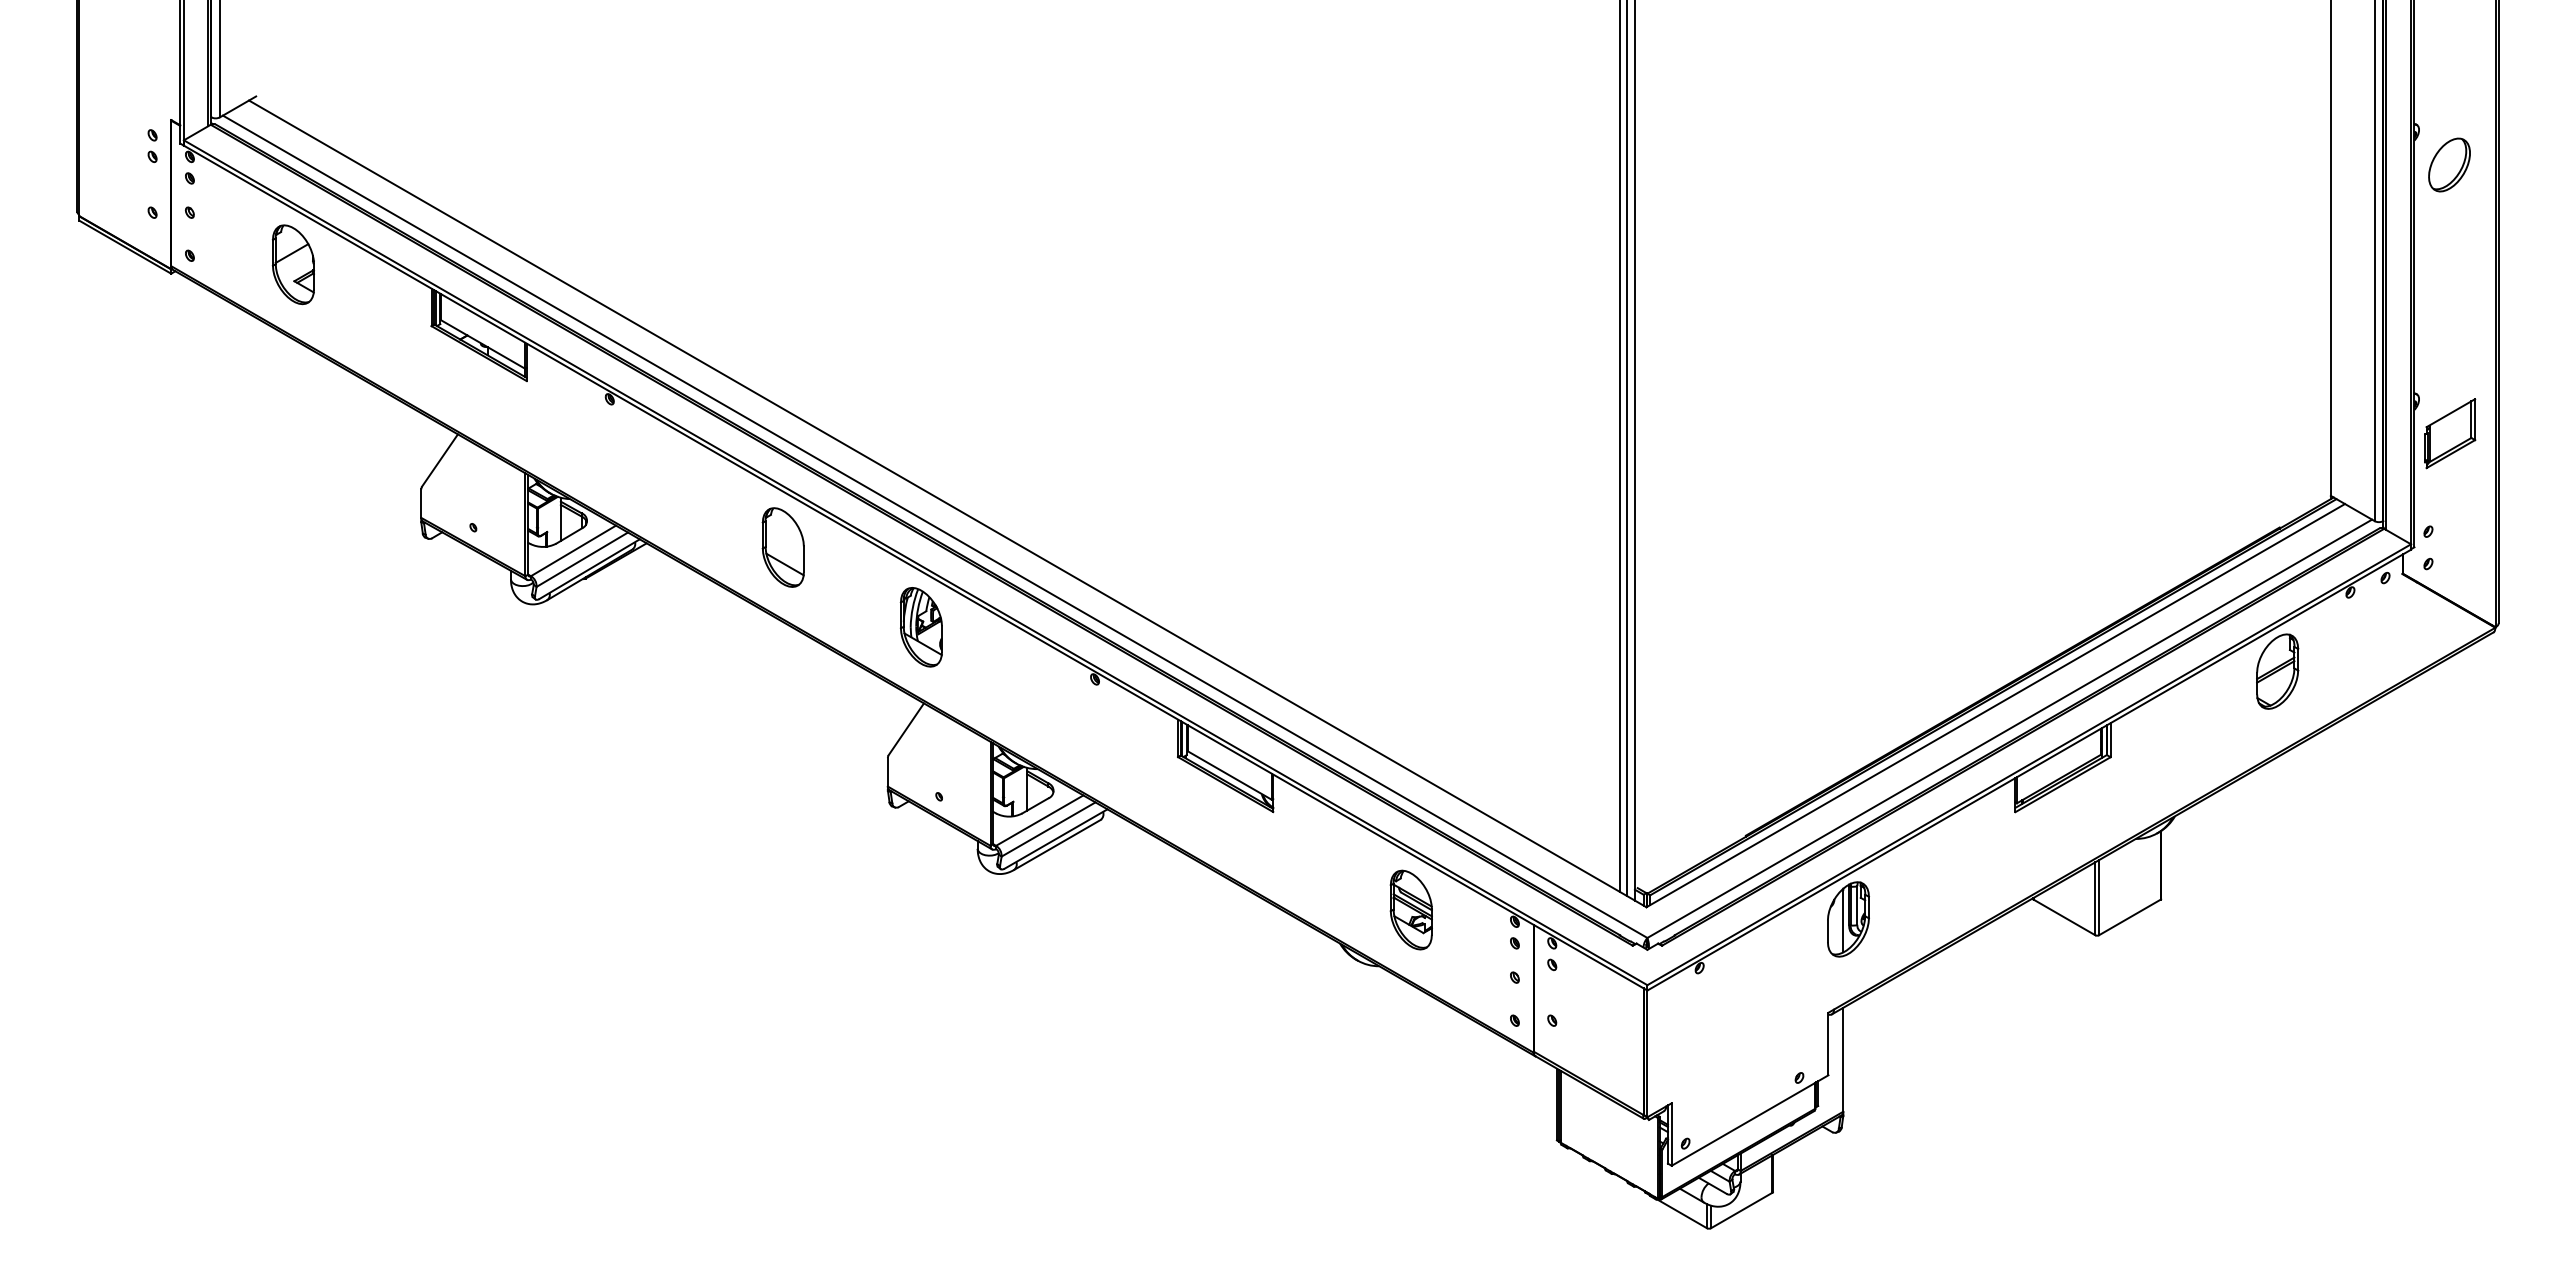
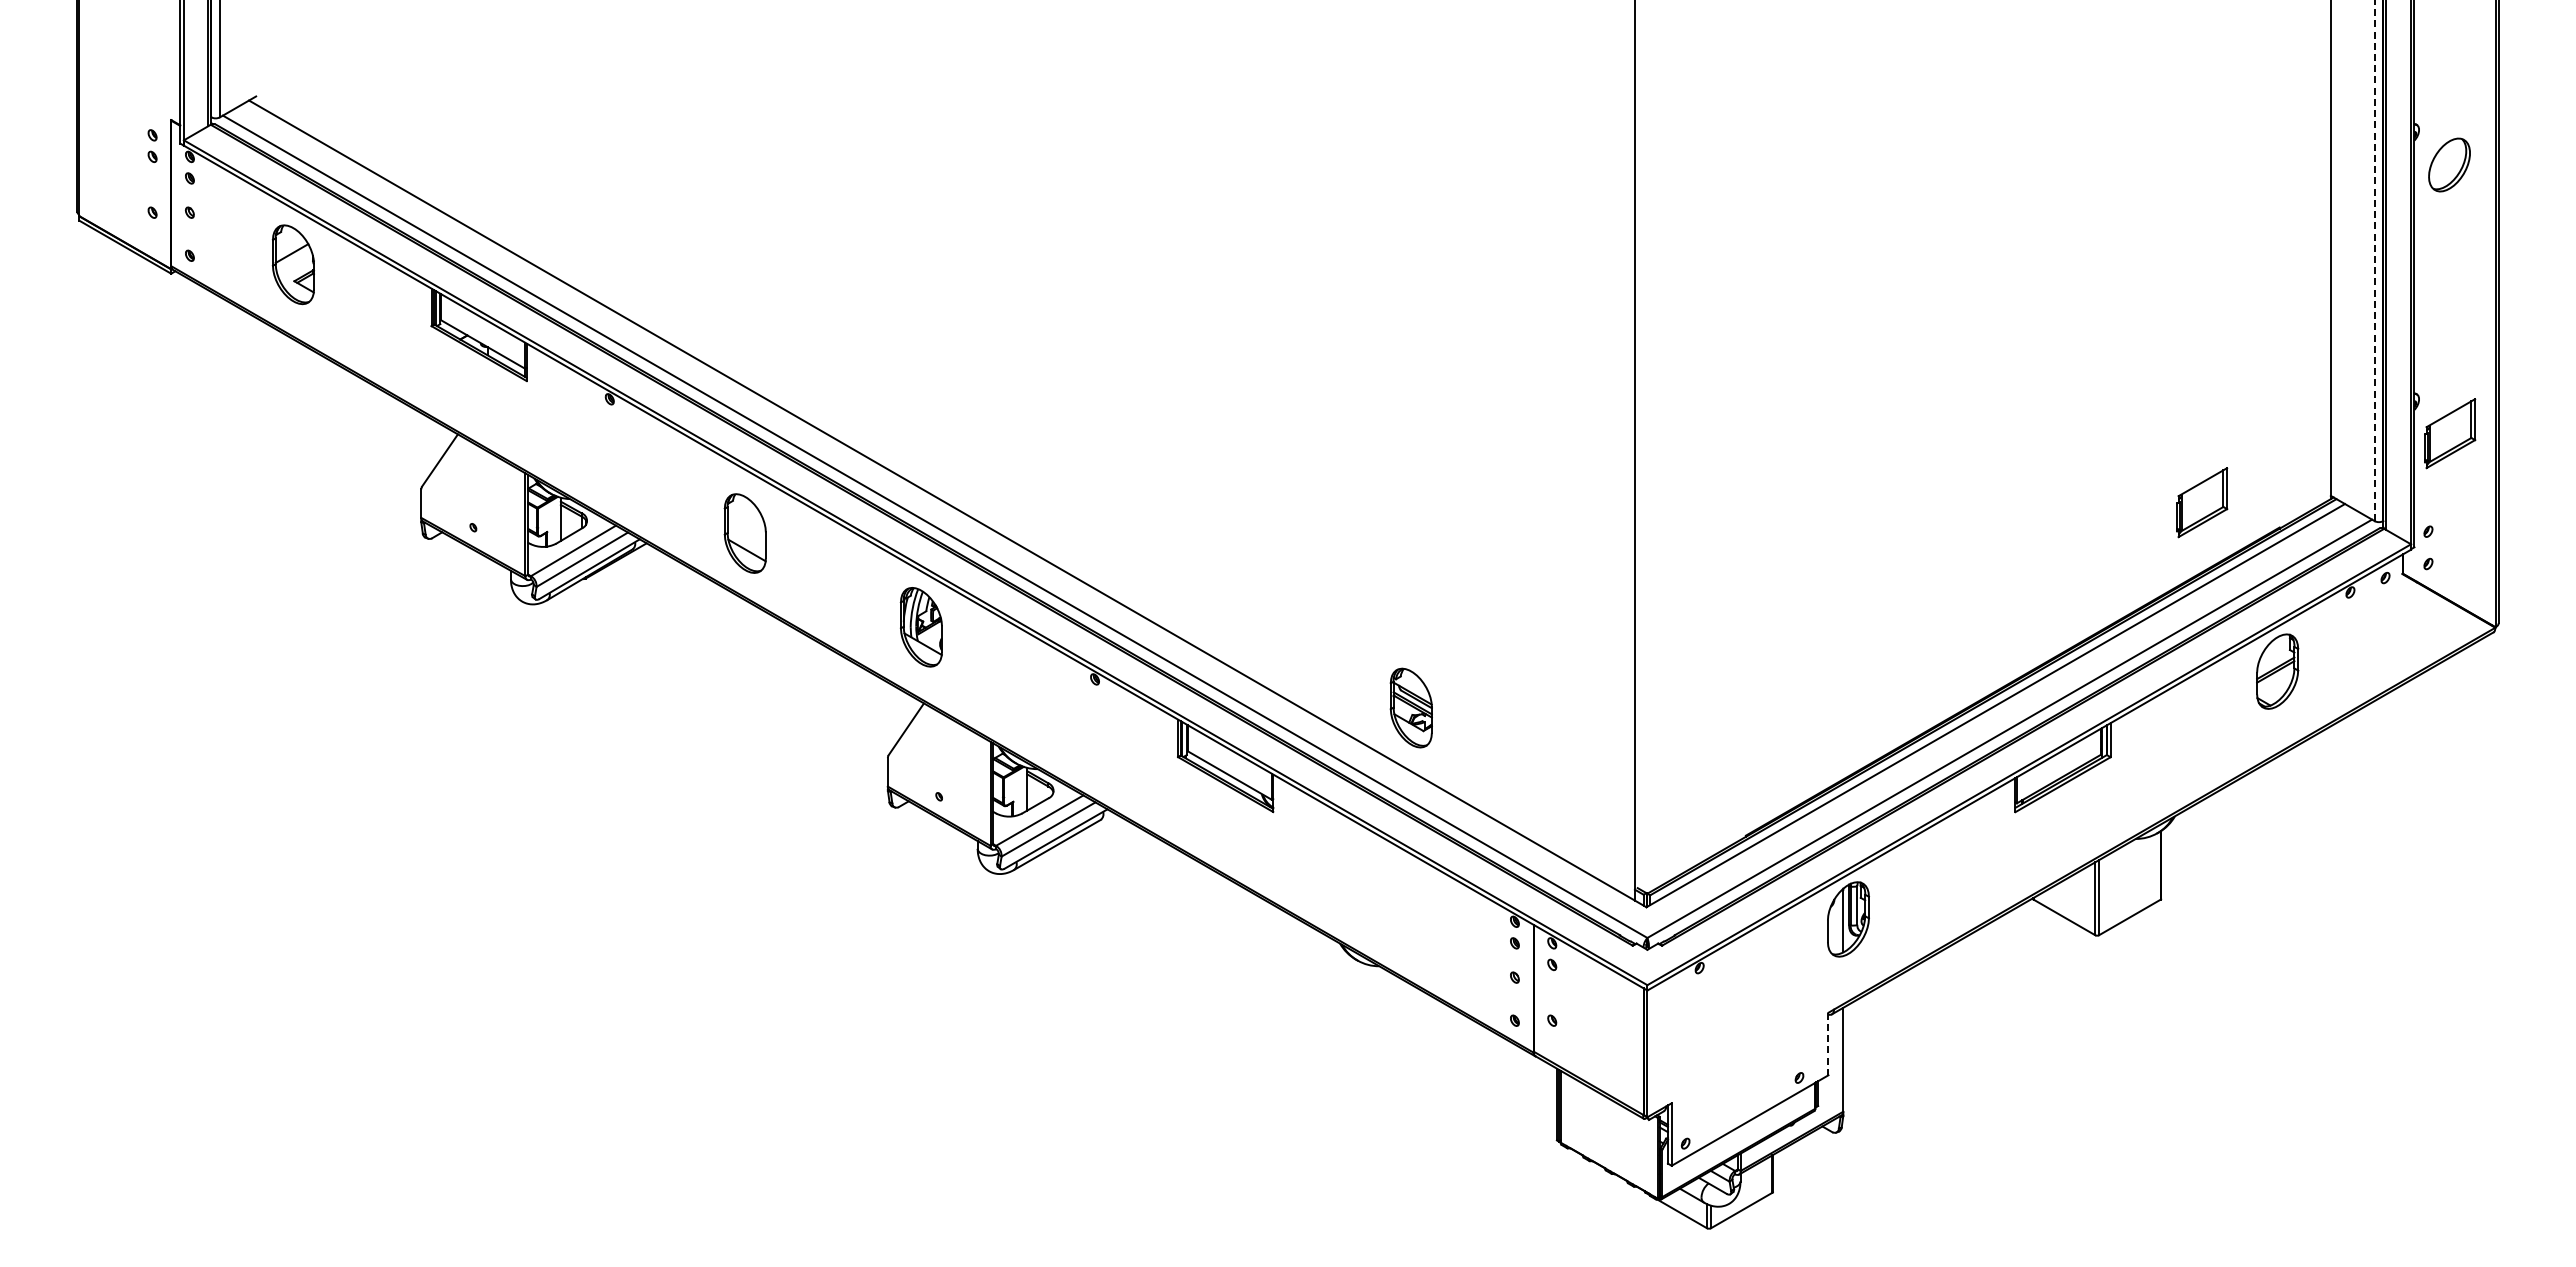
line: solid -> dashed (2374, 260)
line: present -> none (1619, 446)
line: present -> none (1627, 449)
part: none -> present (2202, 502)
part position: (782, 547) -> (744, 533) (744, 533)
part position: (1410, 909) -> (1410, 707) (1410, 707)
line: solid -> dashed (1828, 1044)
